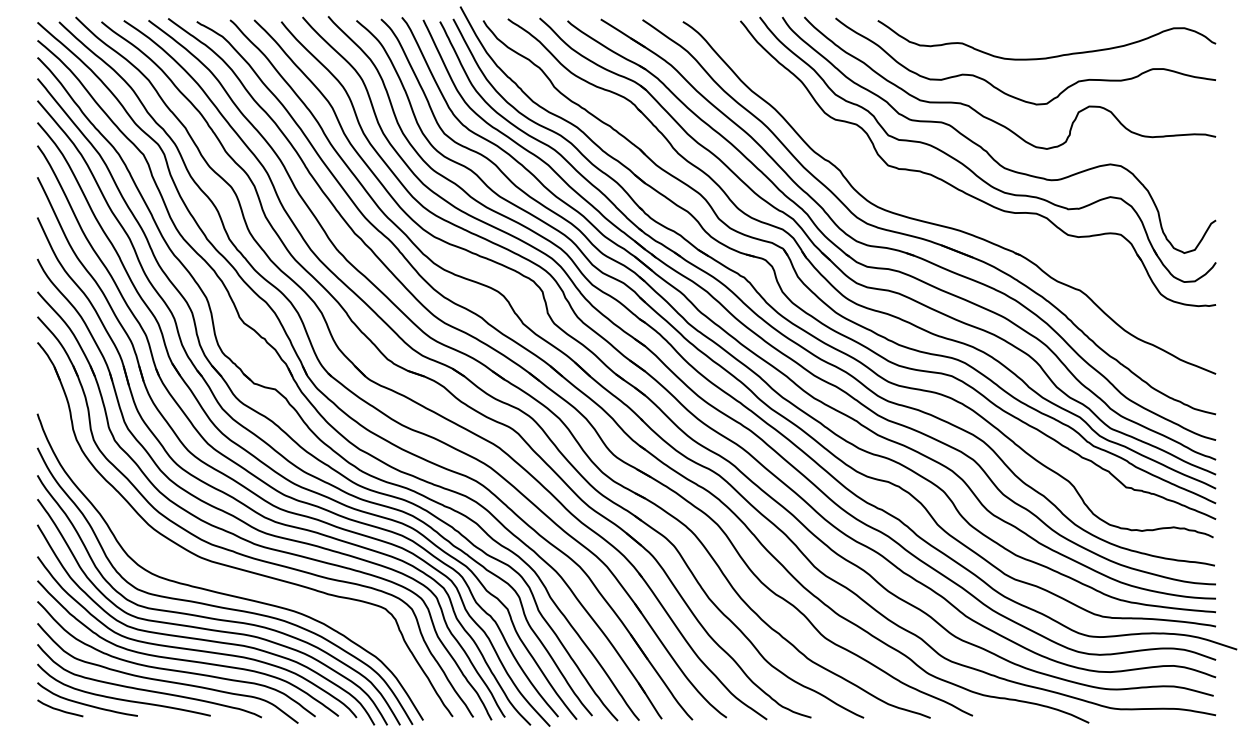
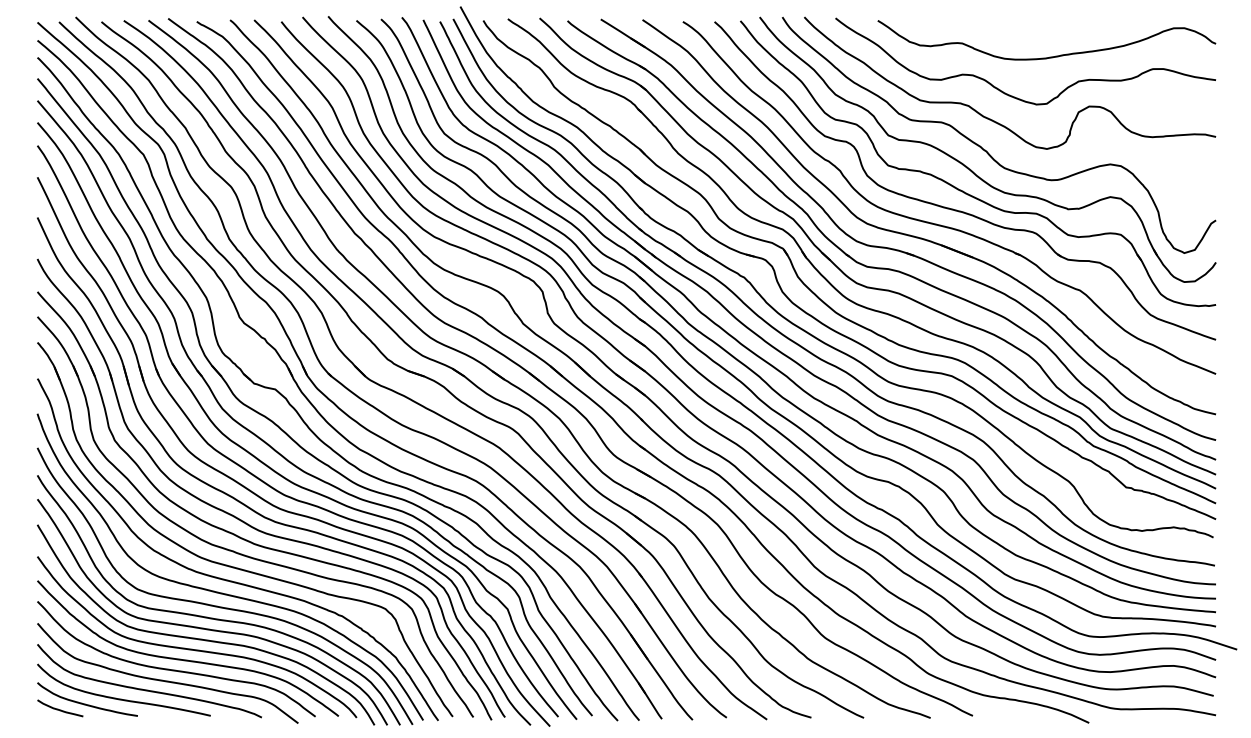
part: none -> present (956, 209)
curve: none -> present (228, 579)
